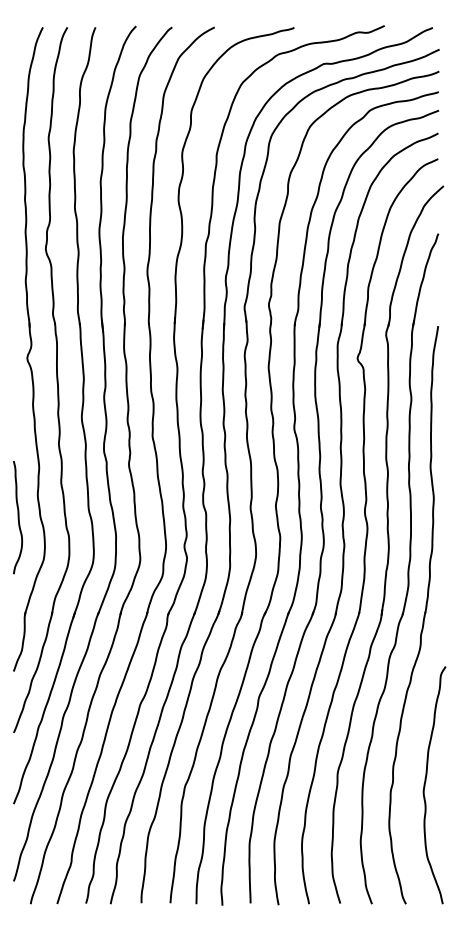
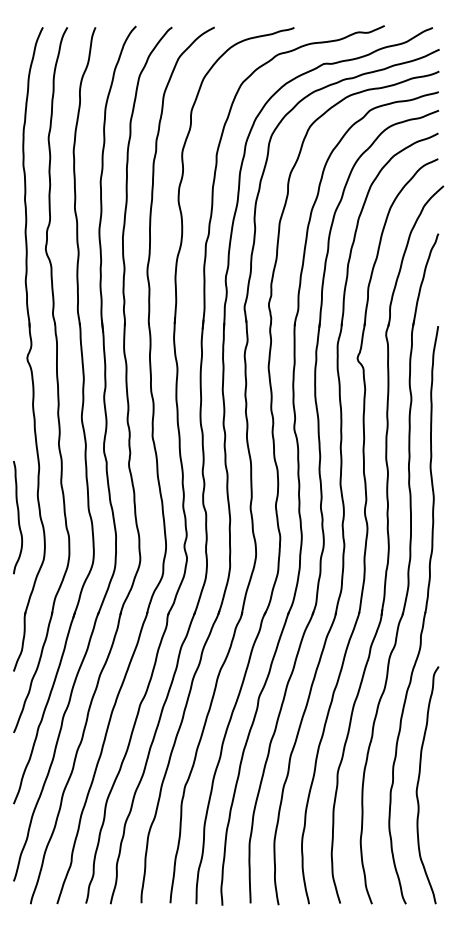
curve position: (426, 781) -> (419, 781) (419, 781)
